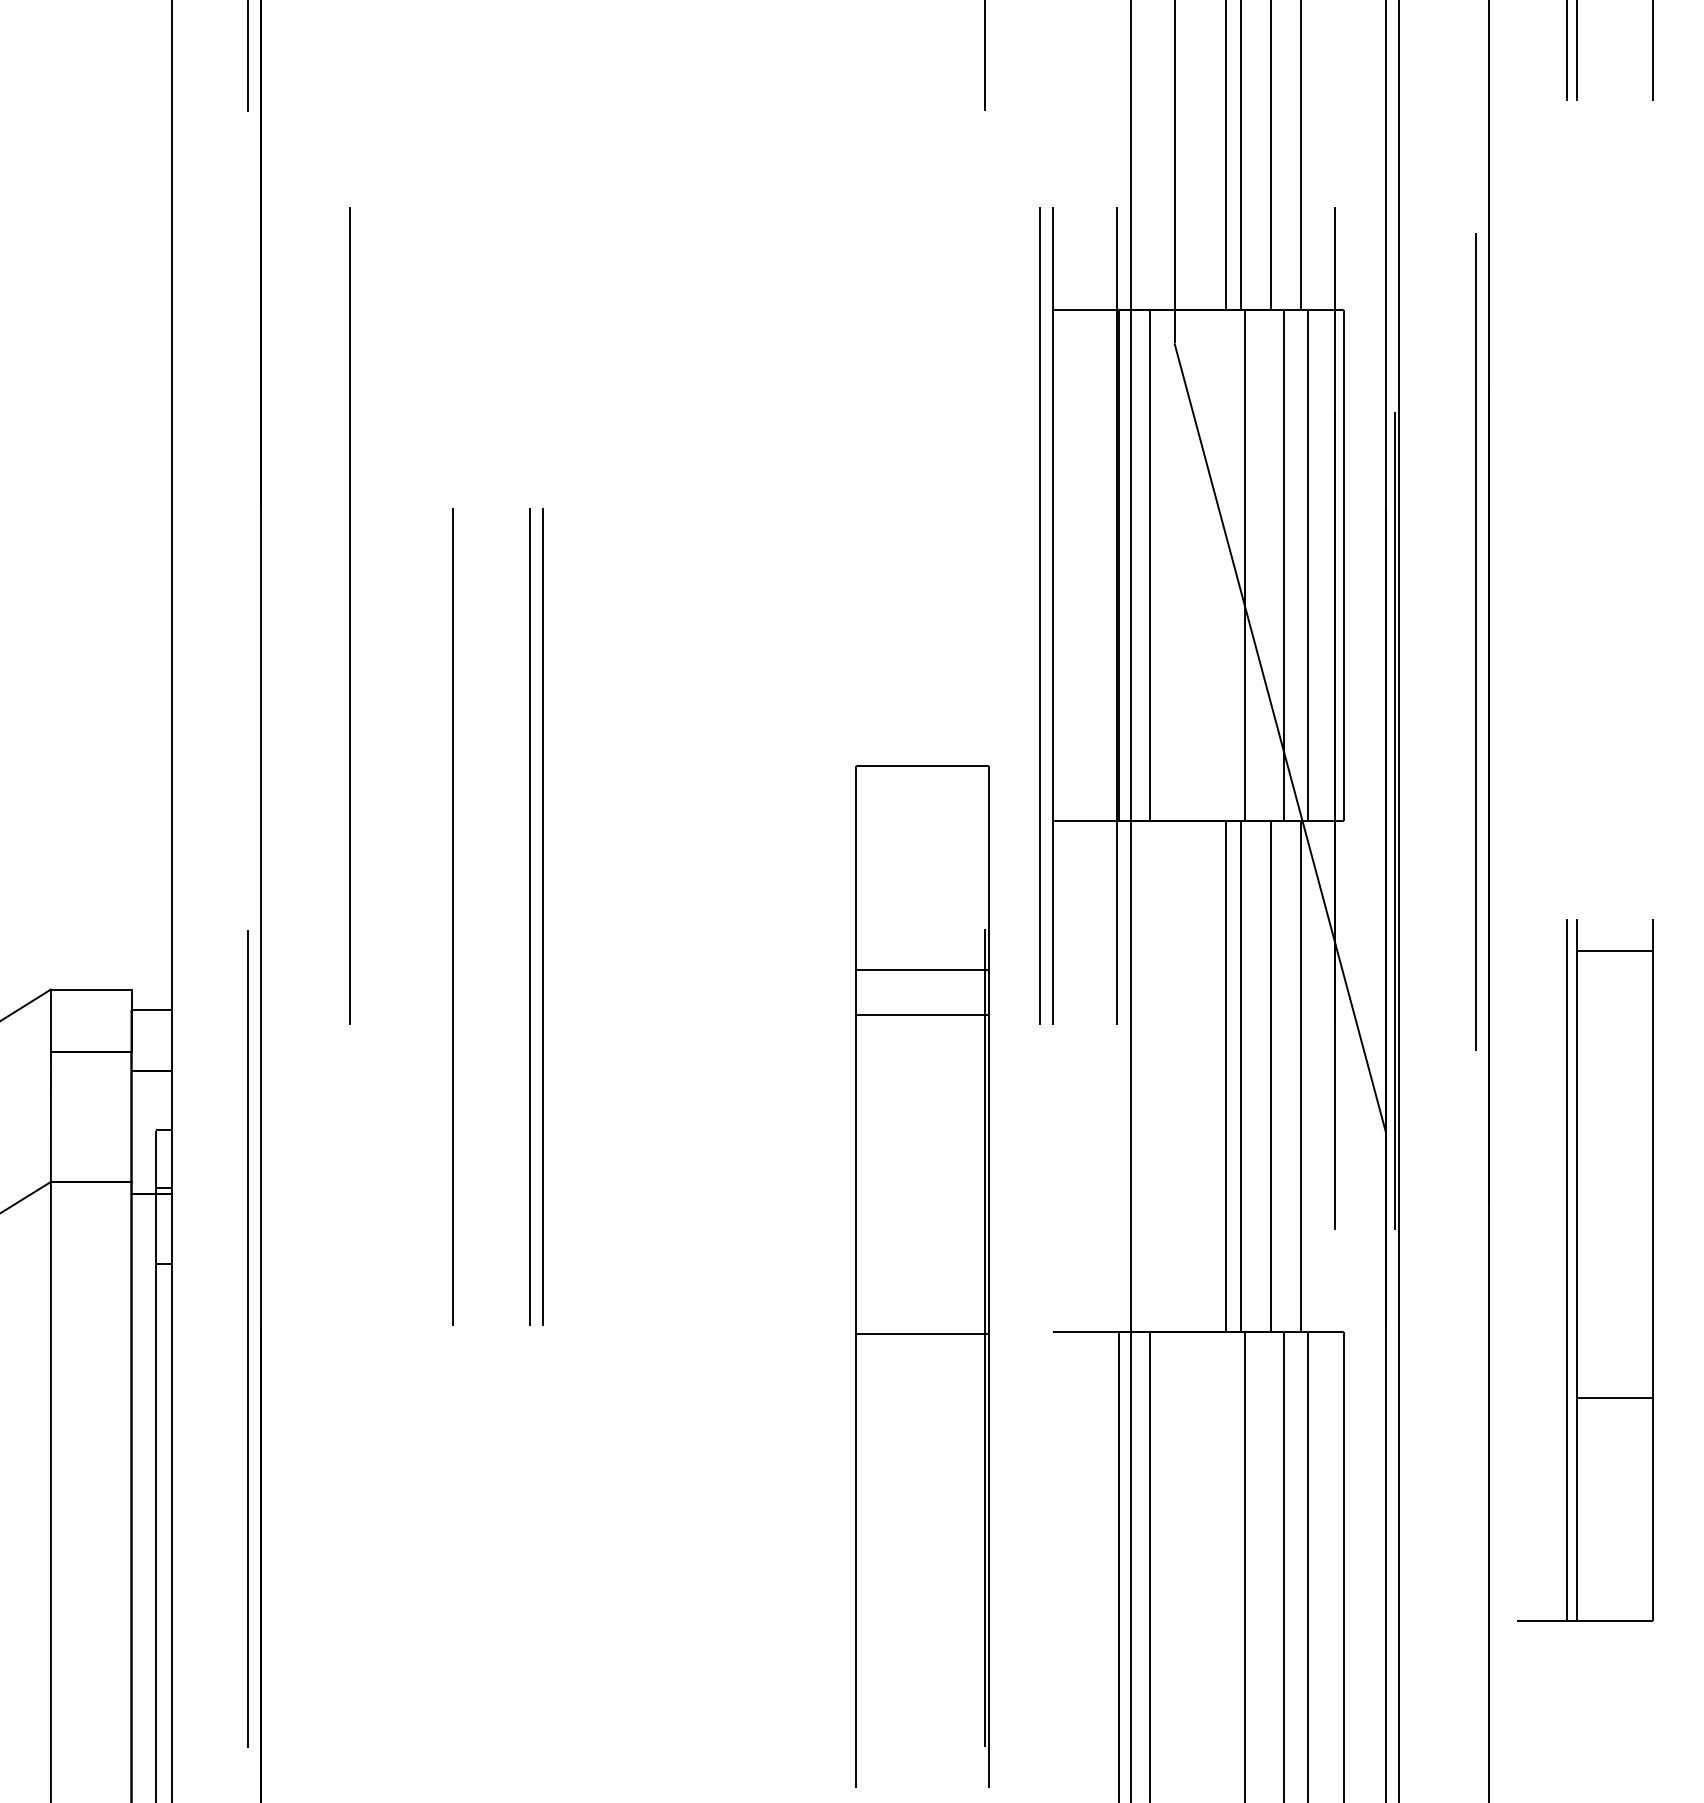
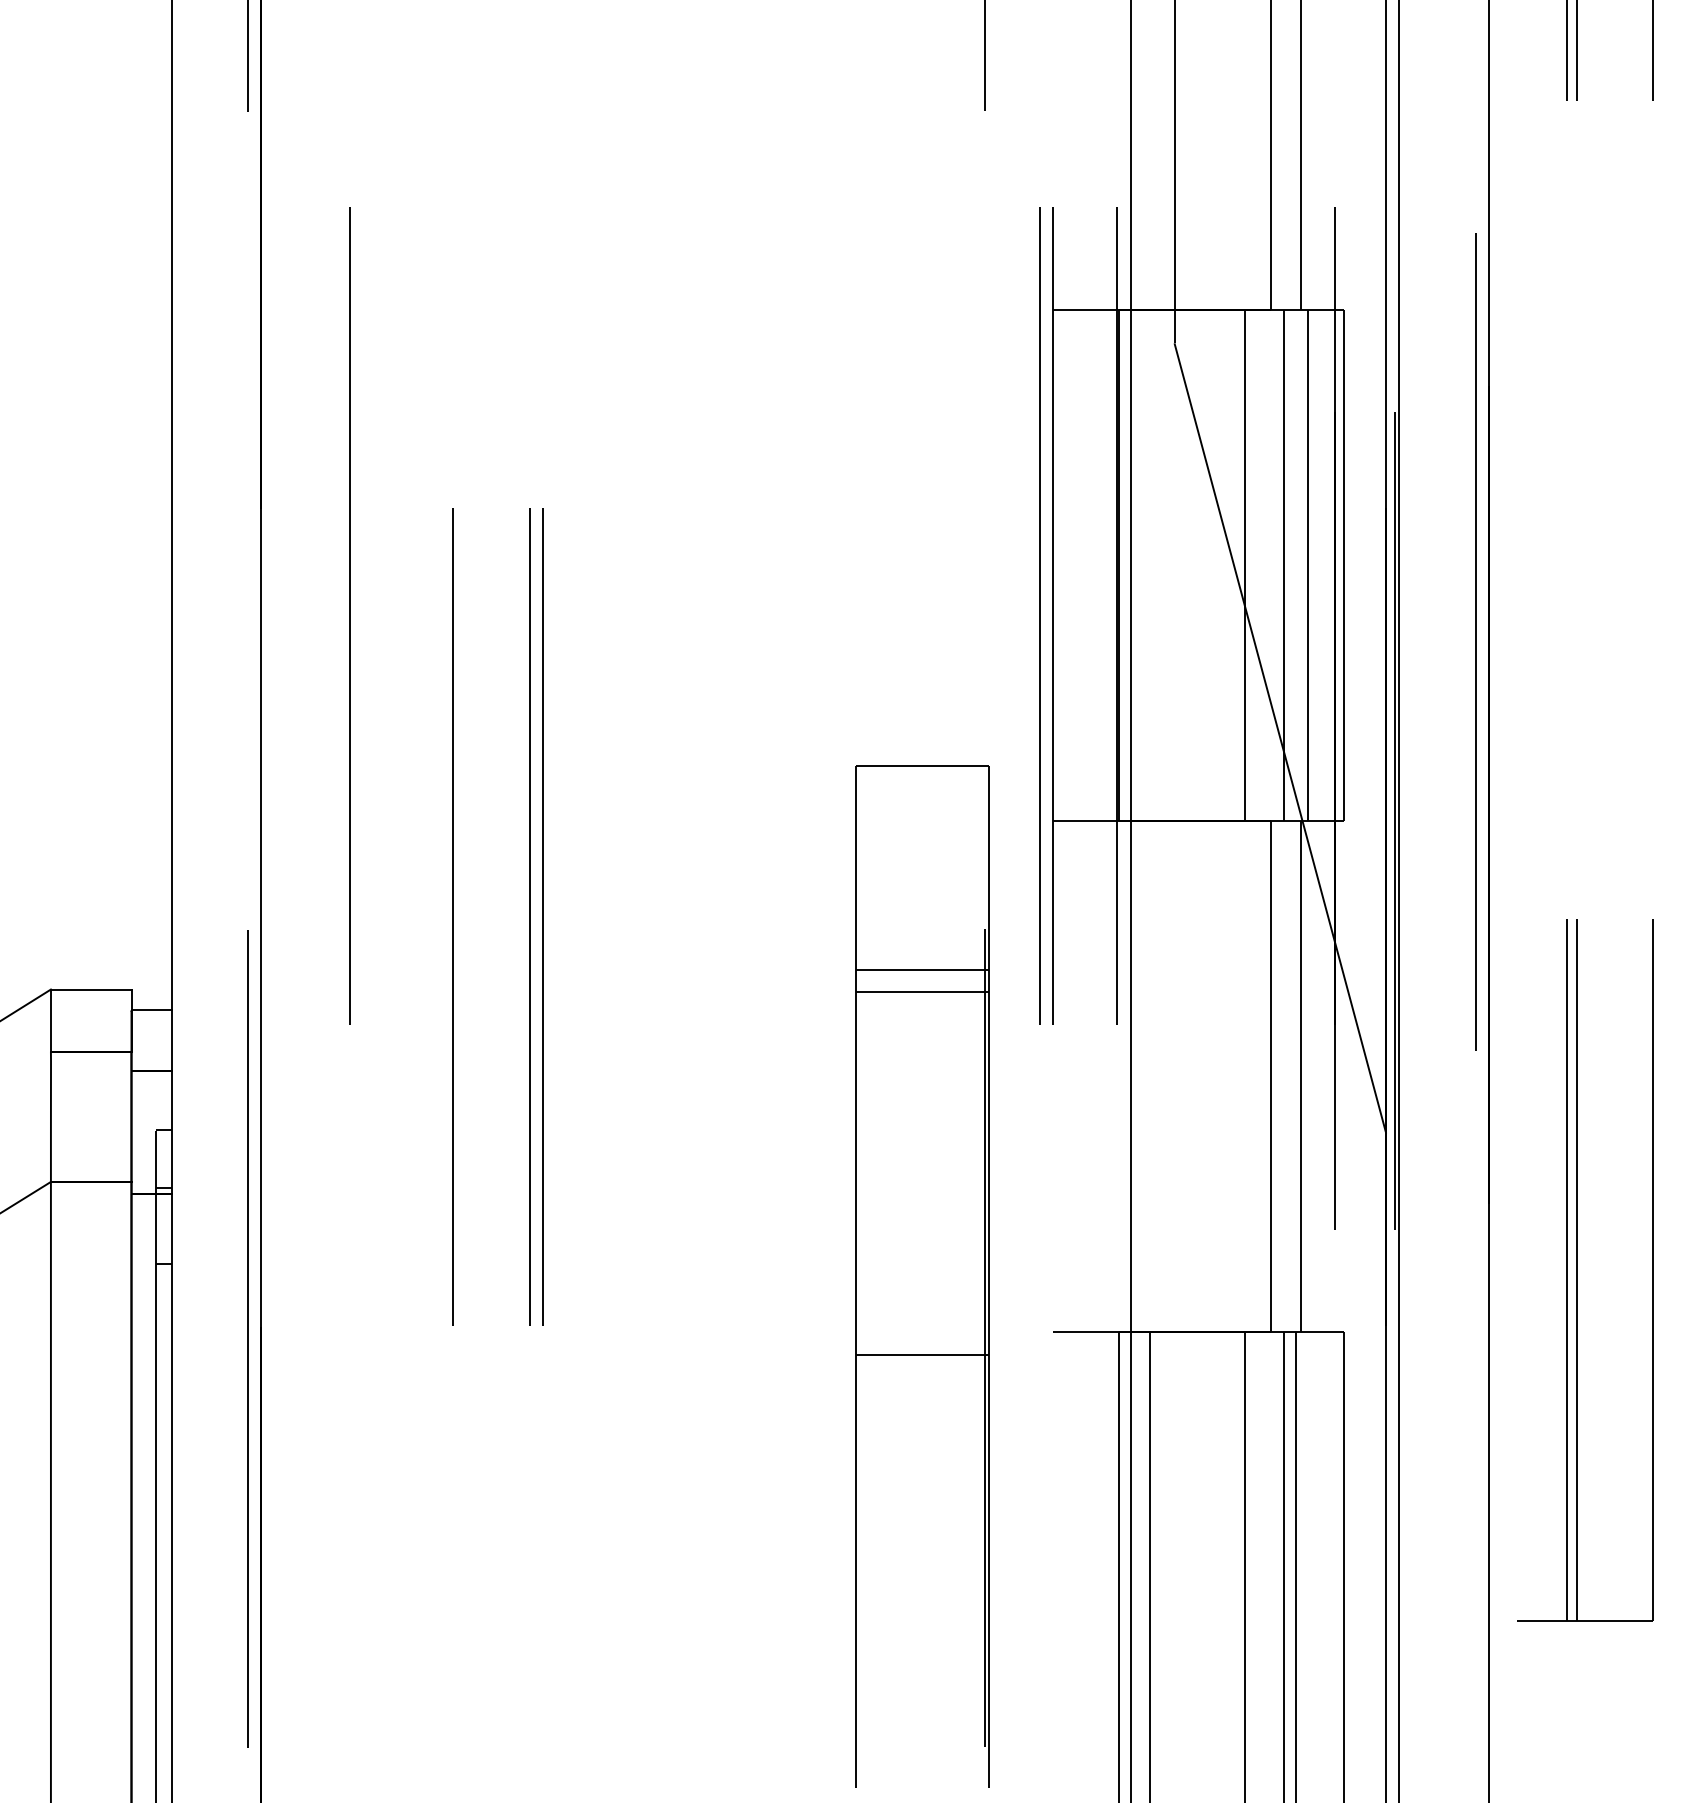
line: present -> none (1225, 155)
line: present -> none (1240, 155)
line: present -> none (1149, 564)
line: present -> none (1614, 951)
line position: (922, 1014) -> (922, 991) (922, 991)
line: present -> none (1225, 1076)
line: present -> none (1240, 1076)
line position: (922, 1334) -> (922, 1355) (922, 1355)
line: present -> none (1614, 1398)
line position: (1308, 1565) -> (1296, 1565) (1296, 1565)
